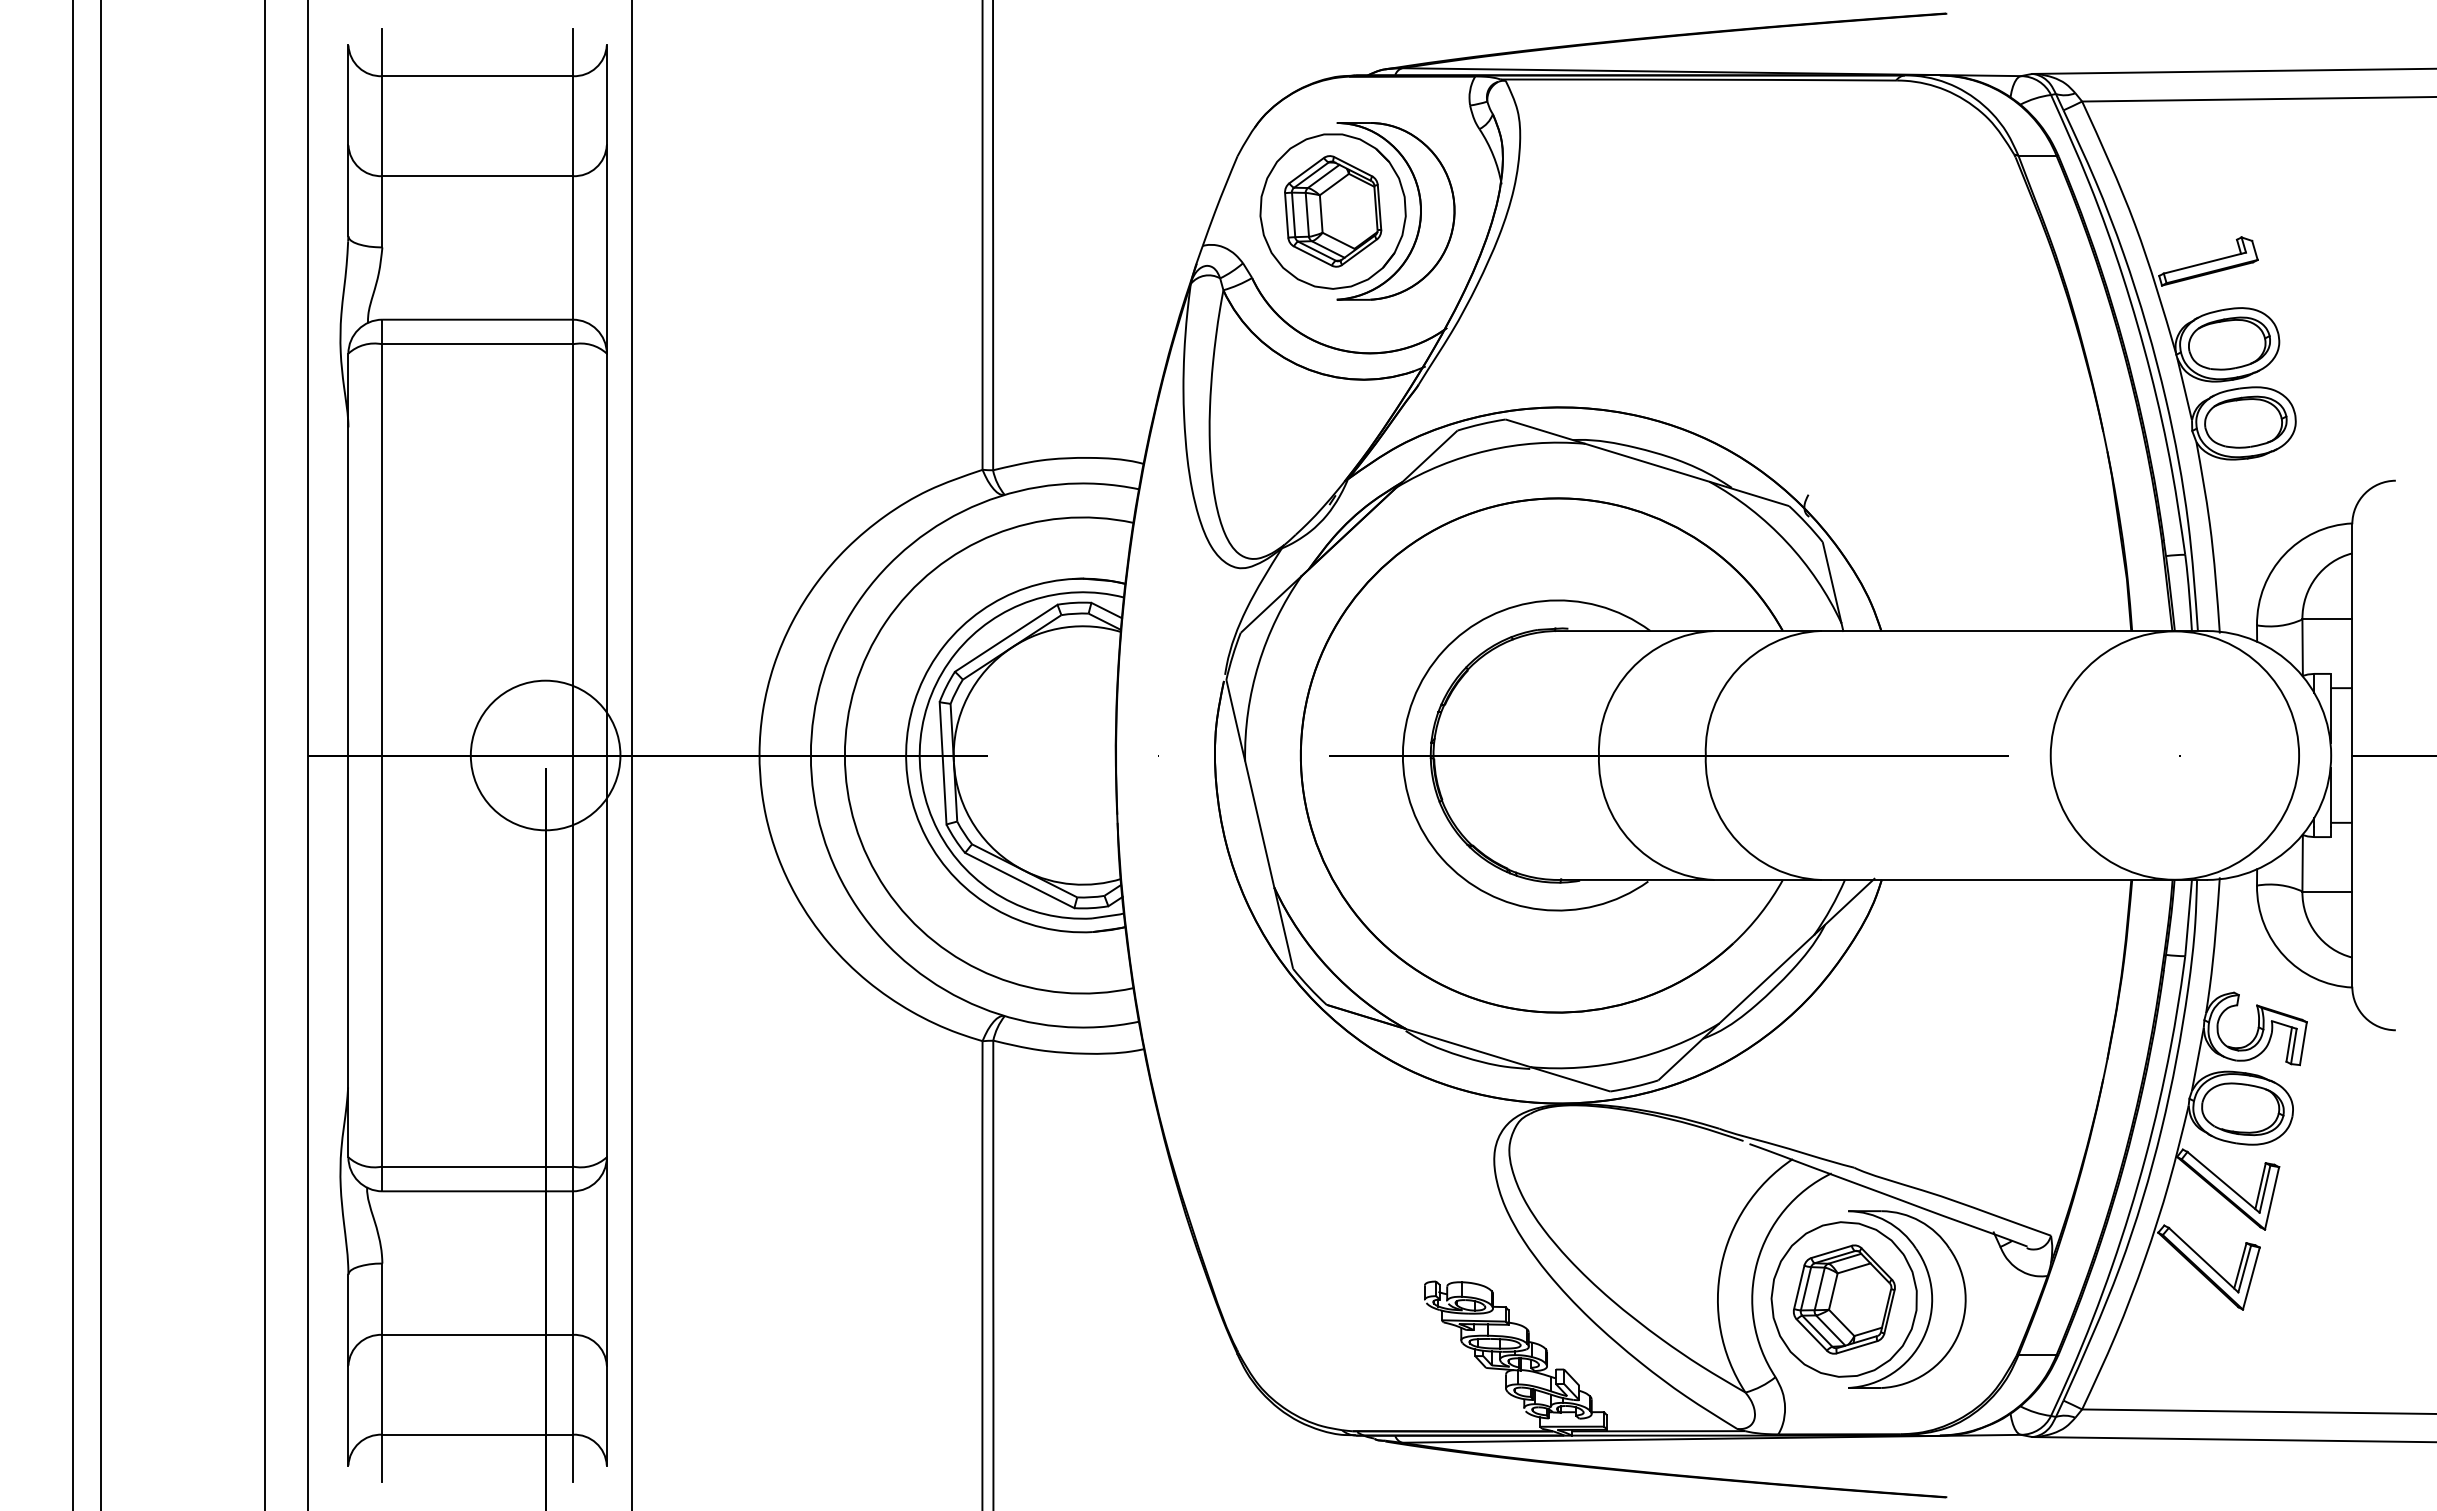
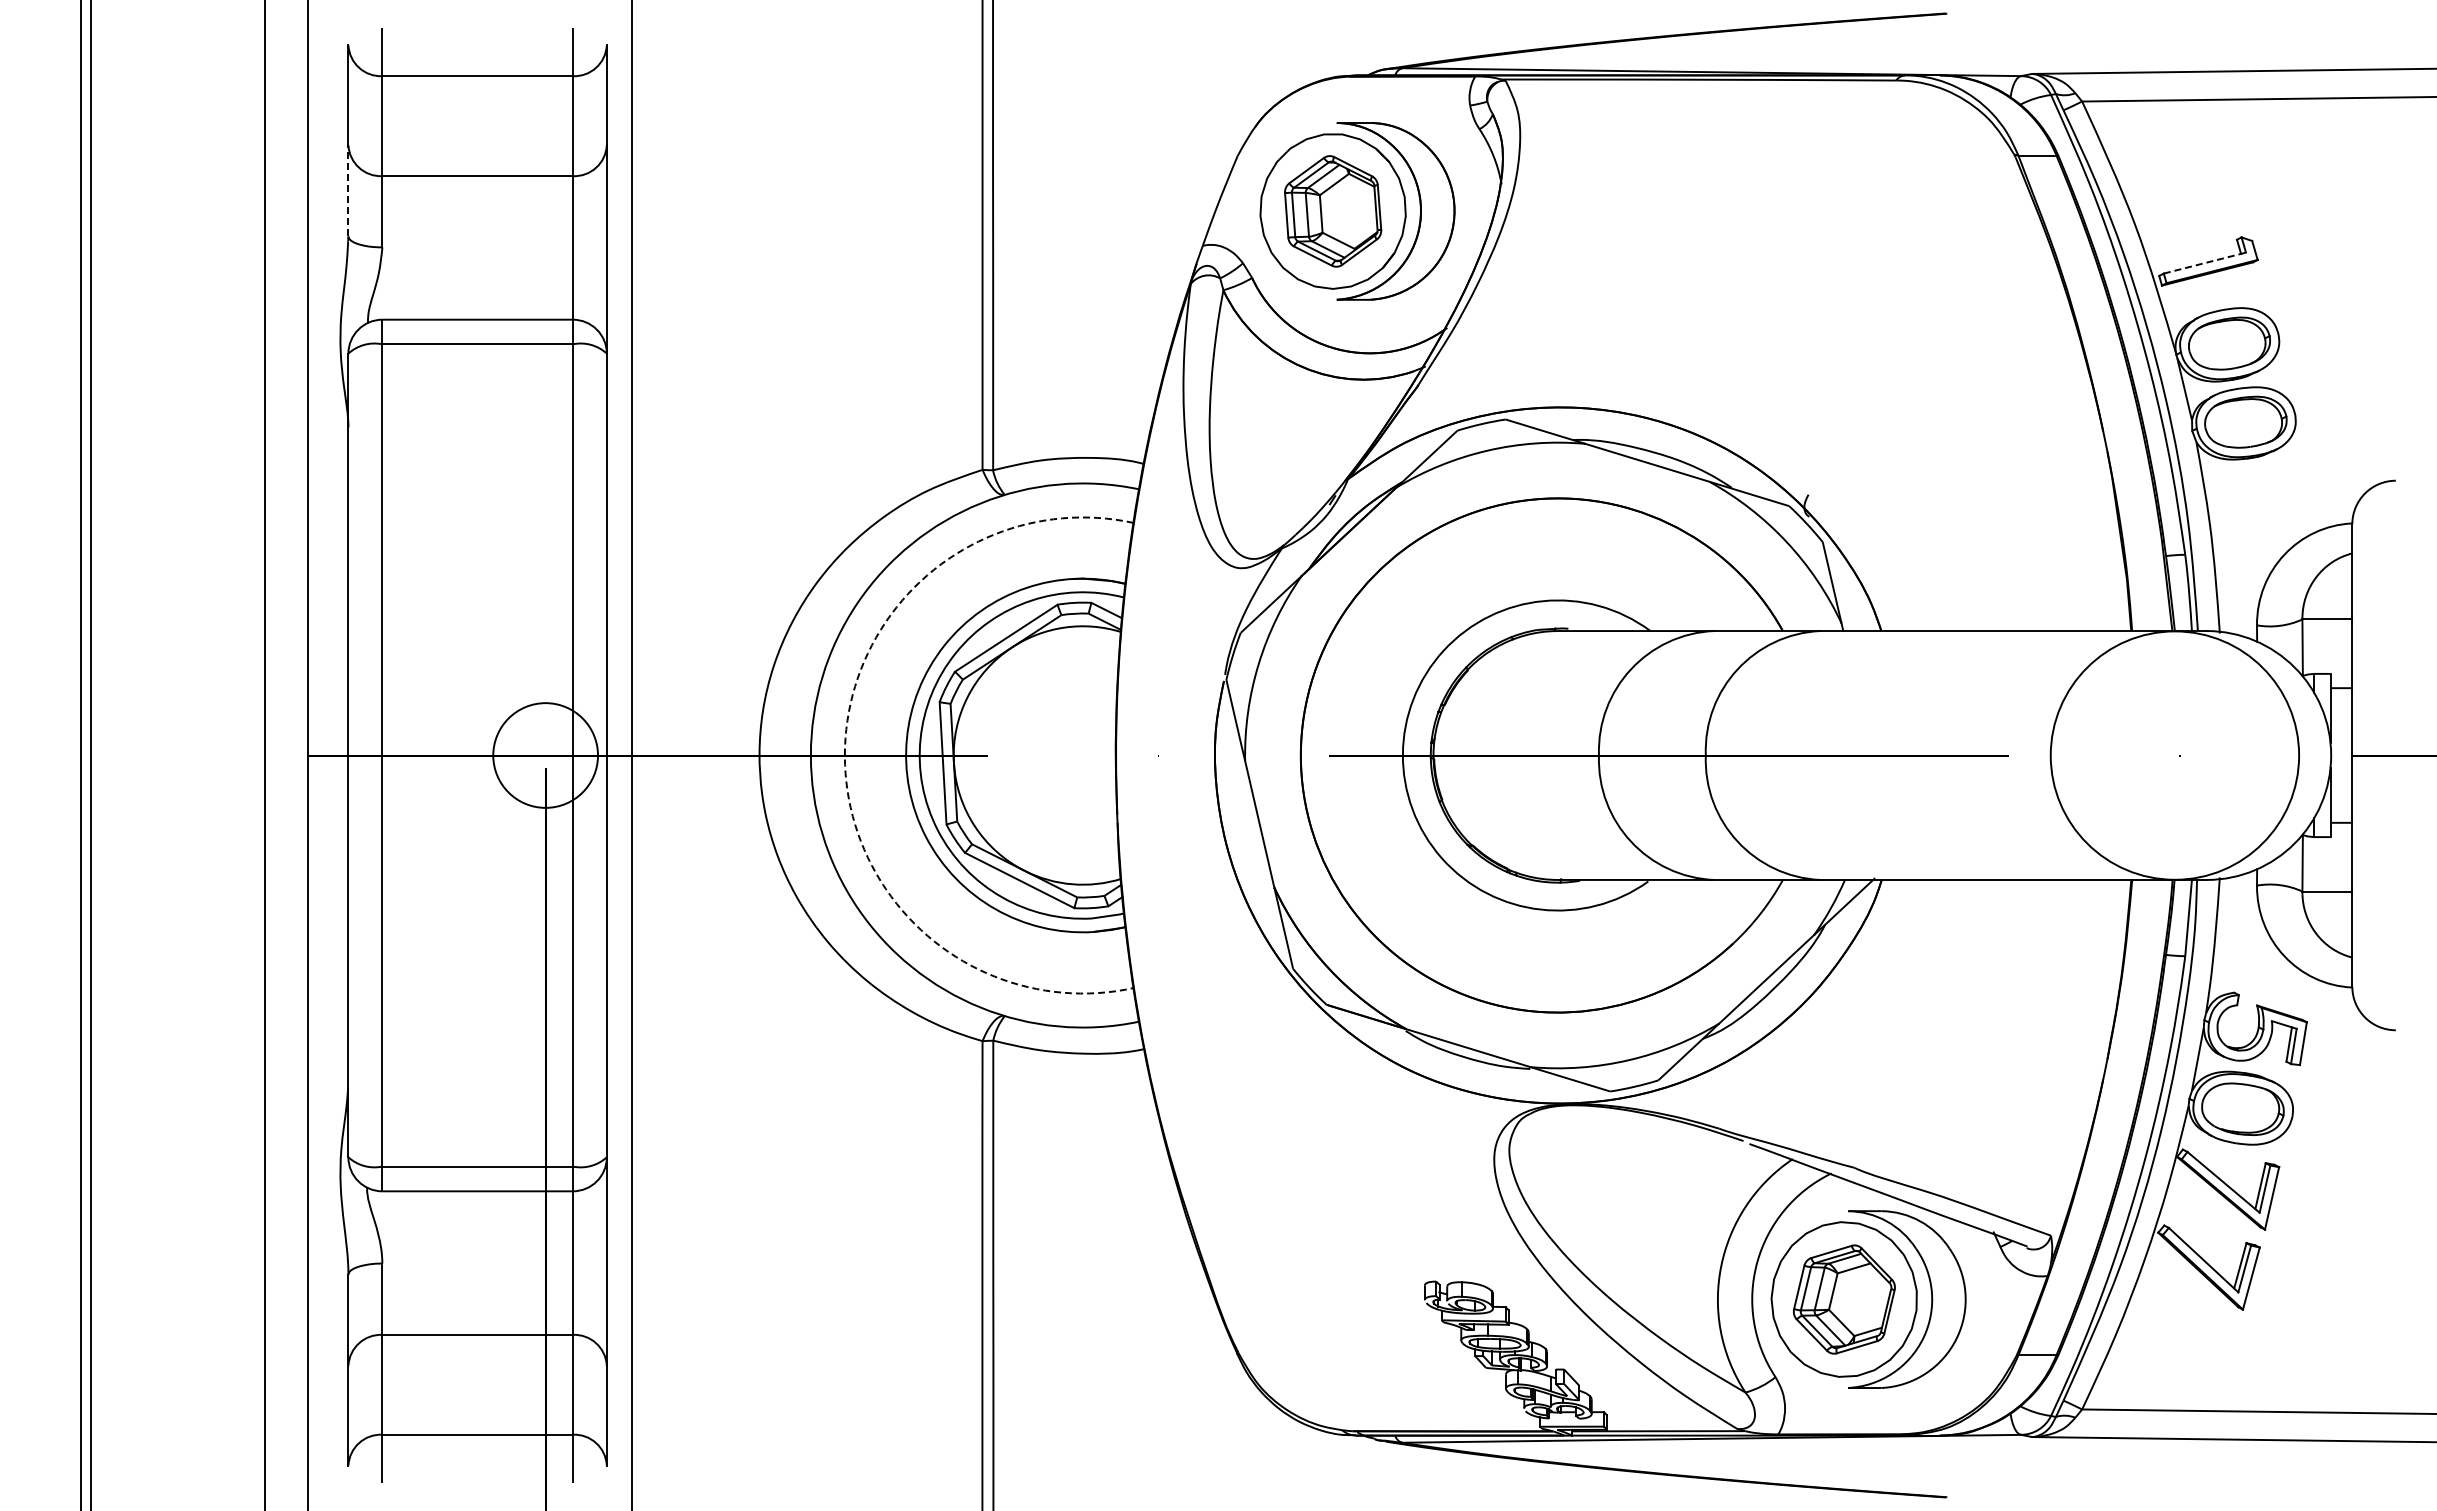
line: solid -> dashed (348, 190)
line: solid -> dashed (2205, 262)
line position: (73, 754) -> (91, 754) (91, 754)
line position: (101, 754) -> (81, 754) (81, 754)
circle diameter: 150 px -> 105 px (545, 755)
arc: solid -> dashed (844, 755)
